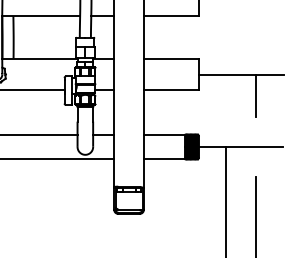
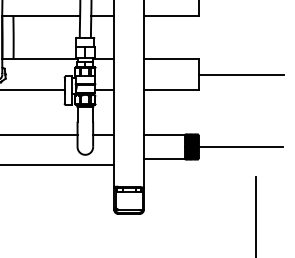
line: present -> none (256, 95)
line position: (58, 159) -> (58, 165) (58, 165)
line: present -> none (226, 200)
